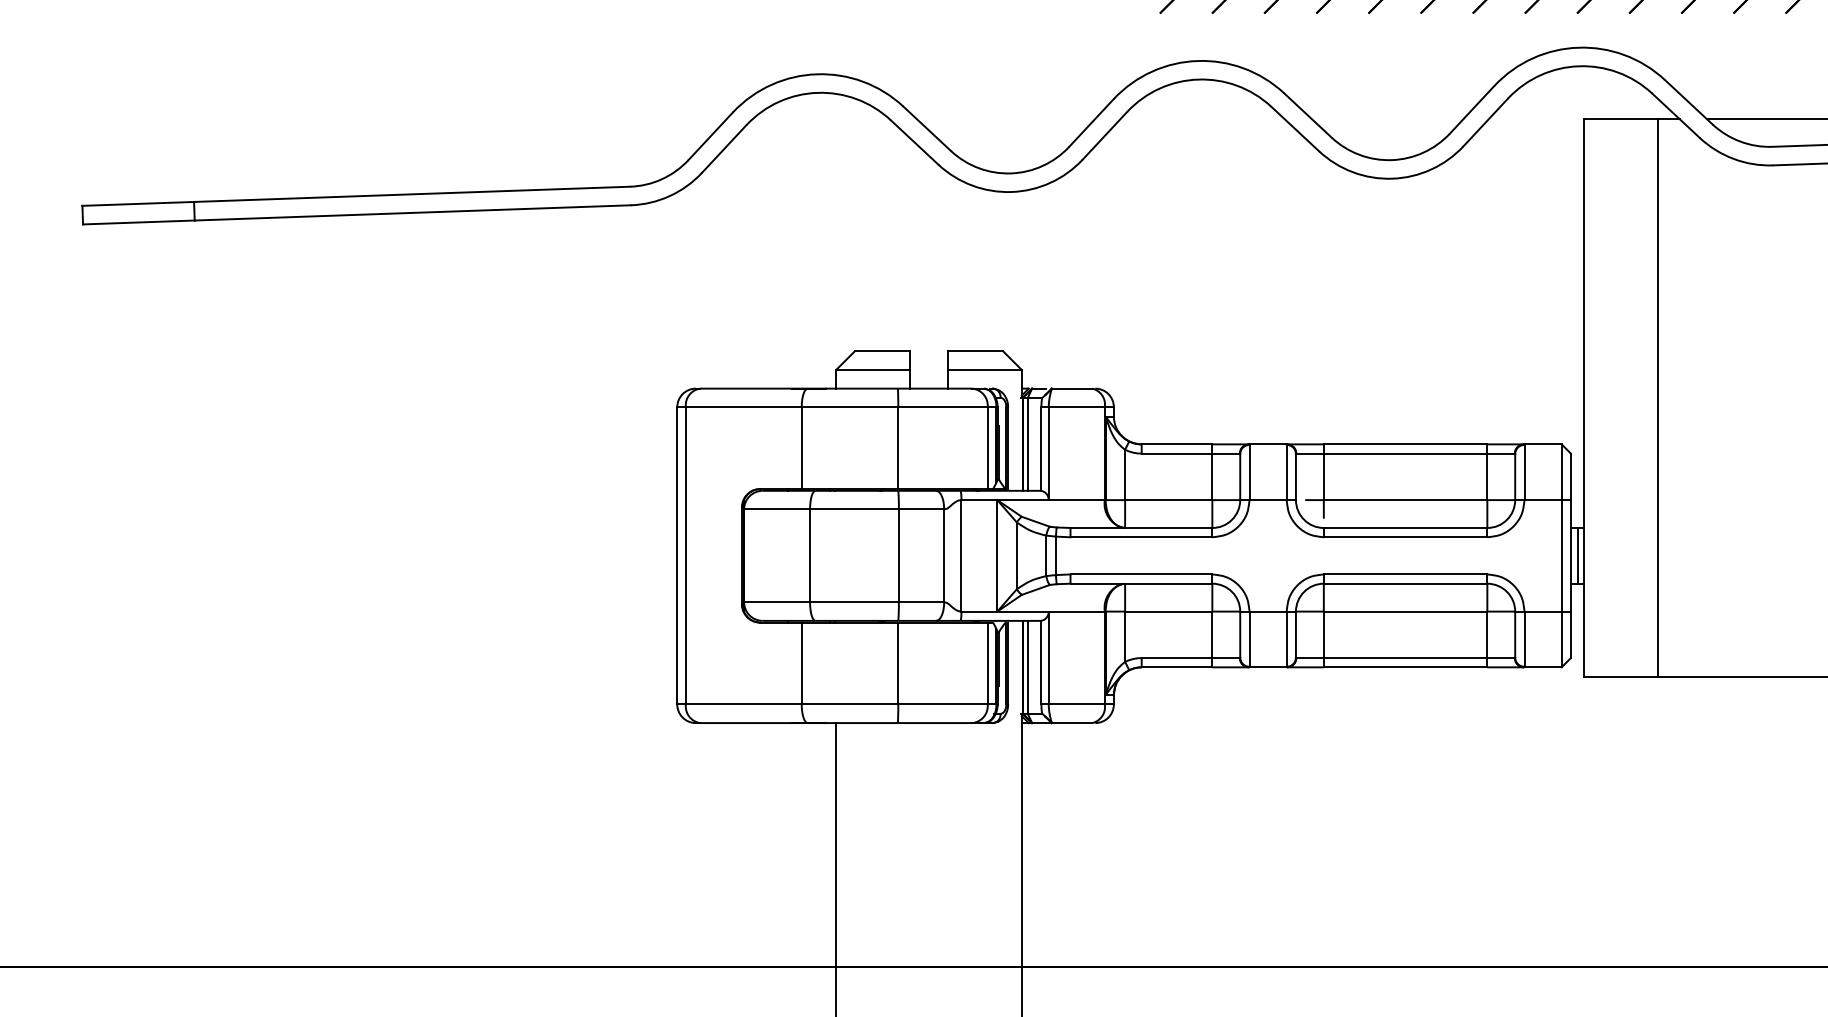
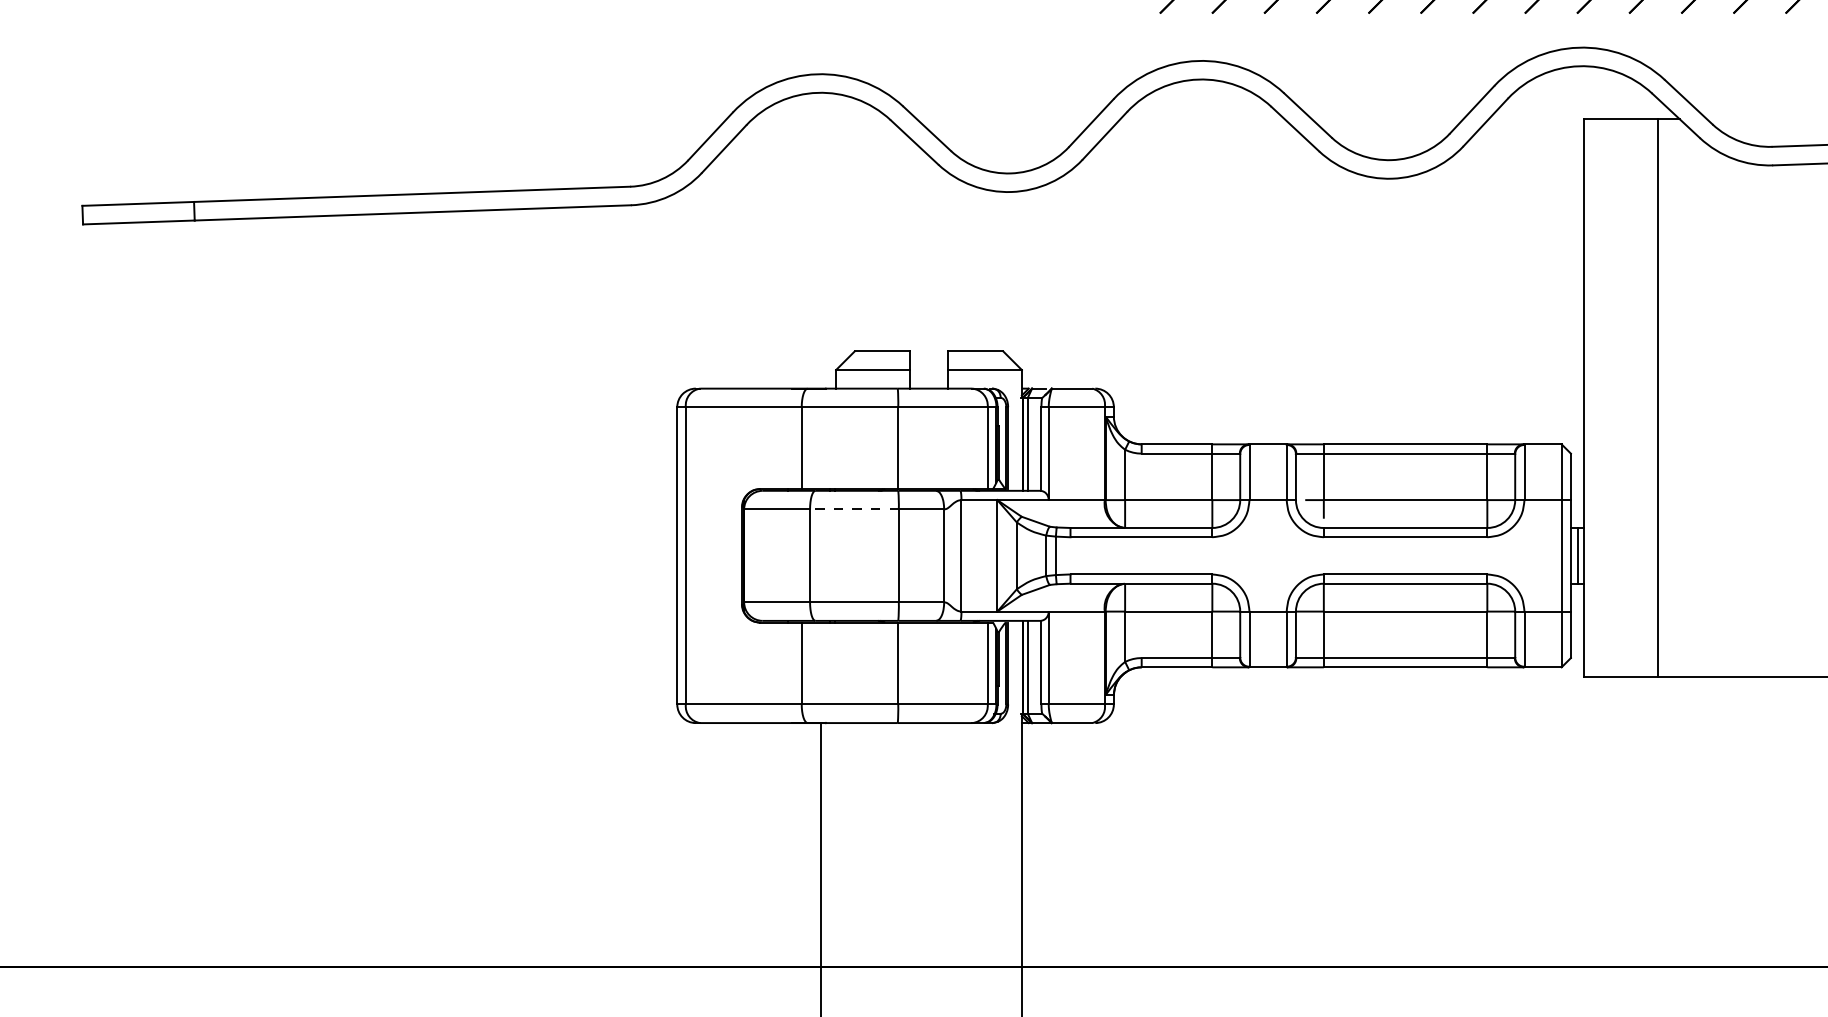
line: present -> none (1765, 119)
line: solid -> dashed (853, 509)
line position: (836, 868) -> (821, 868) (821, 868)
